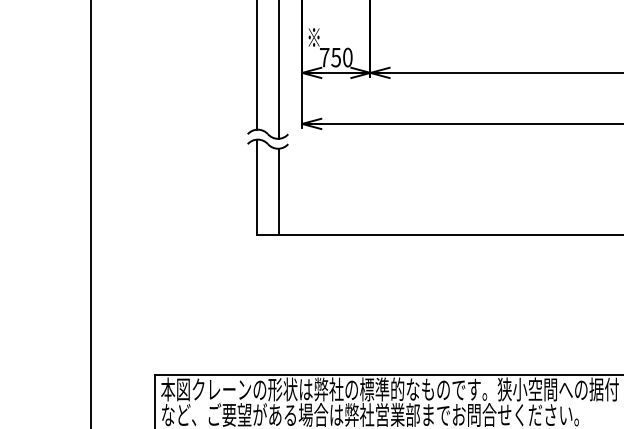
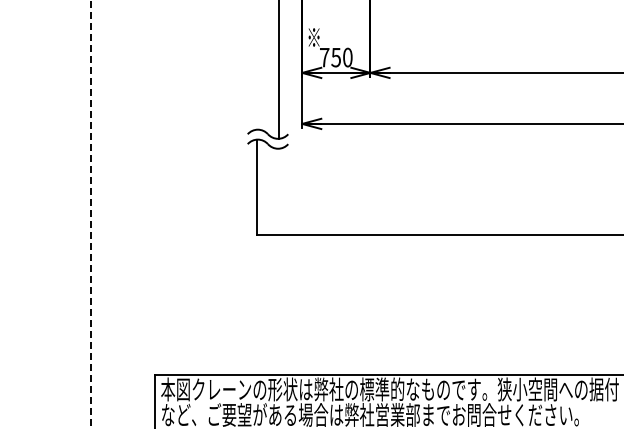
line: present -> none (256, 65)
line: present -> none (279, 191)
line: solid -> dashed (91, 215)
